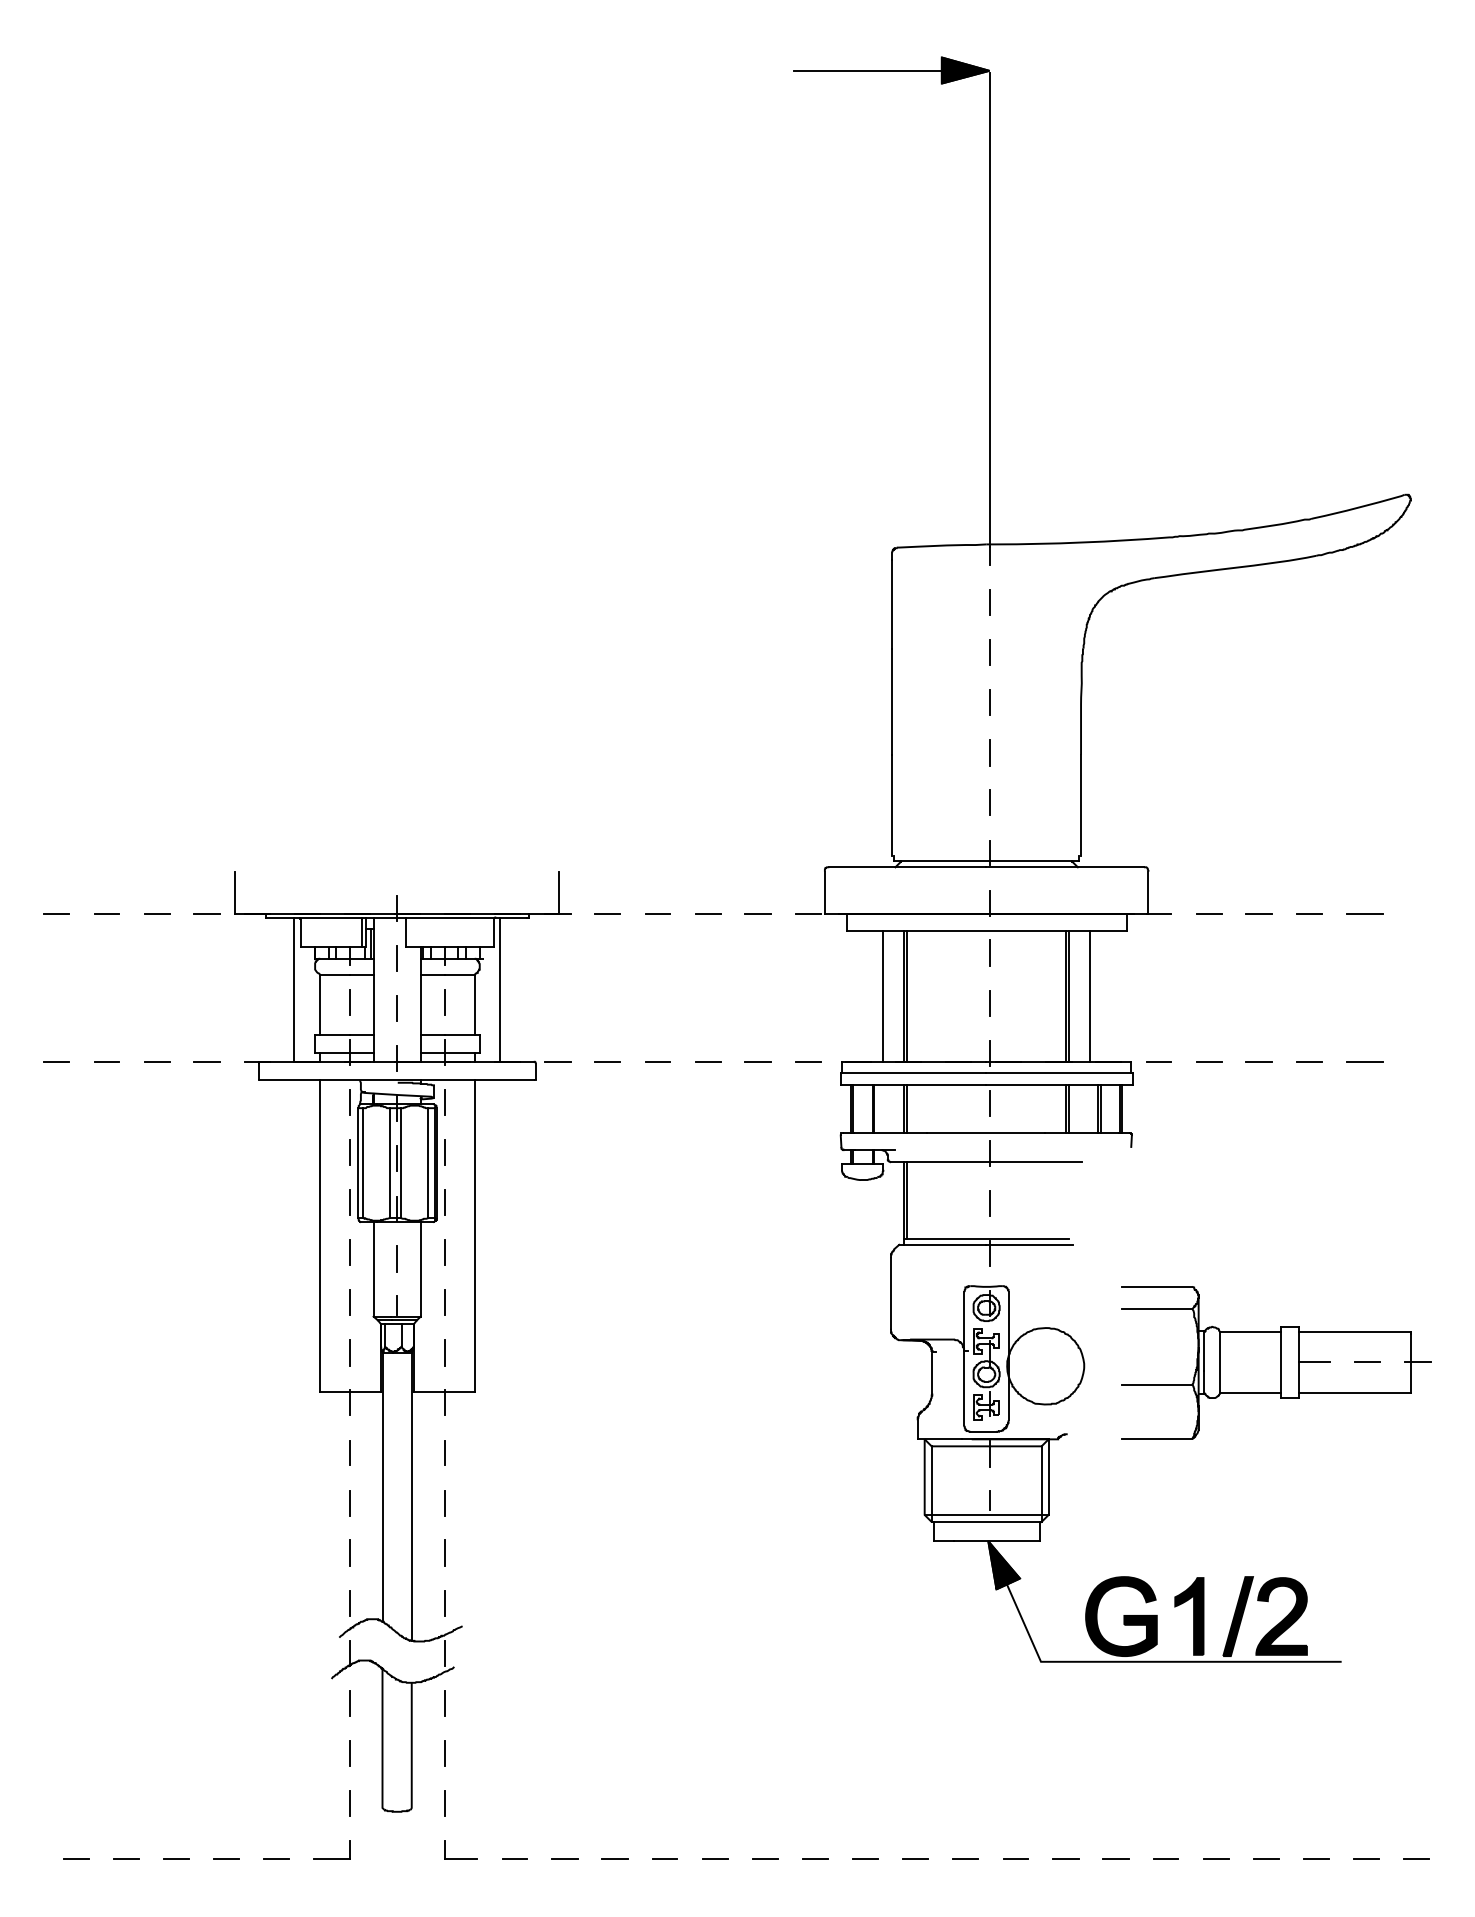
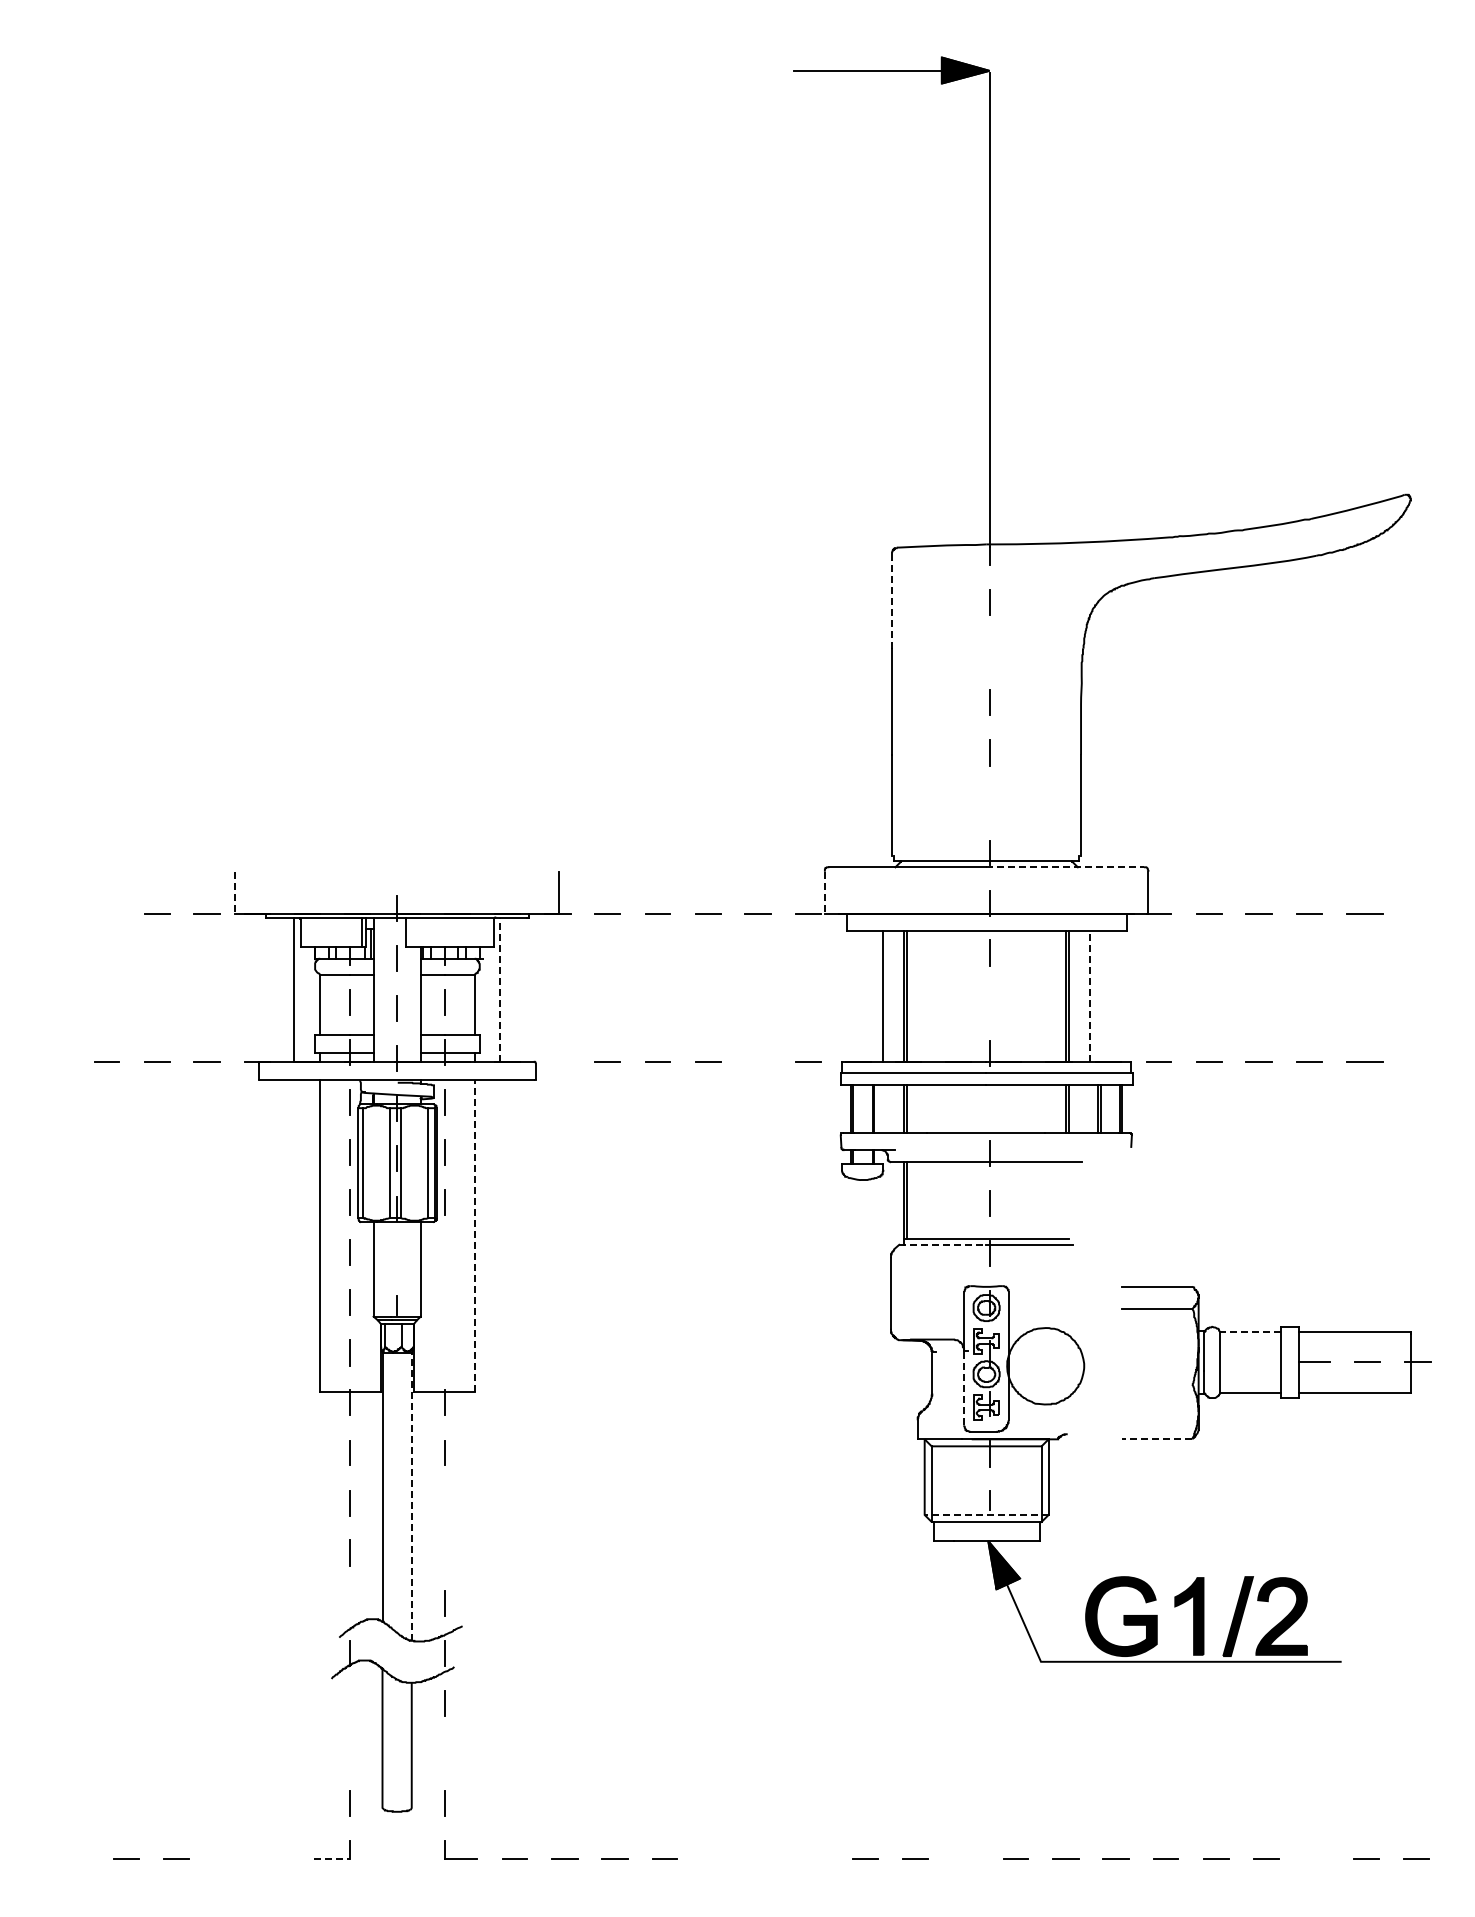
line: solid -> dashed (892, 603)
line: present -> none (989, 652)
line: present -> none (989, 802)
line: solid -> dashed (1065, 867)
line: solid -> dashed (235, 893)
line: solid -> dashed (824, 893)
line: present -> none (56, 914)
line: present -> none (106, 914)
line: solid -> dashed (500, 989)
line: solid -> dashed (1089, 996)
line: present -> none (989, 1003)
line: present -> none (56, 1061)
line: present -> none (557, 1061)
line: present -> none (757, 1061)
line: present -> none (989, 1103)
line: solid -> dashed (474, 1235)
line: solid -> dashed (942, 1244)
line: present -> none (444, 1252)
line: present -> none (397, 1258)
line: present -> none (444, 1302)
line: solid -> dashed (1250, 1331)
line: present -> none (444, 1352)
line: present -> none (1157, 1384)
line: solid -> dashed (964, 1387)
line: solid -> dashed (1157, 1438)
line: solid -> dashed (411, 1496)
line: present -> none (444, 1502)
line: solid -> dashed (986, 1514)
line: present -> none (444, 1552)
line: present -> none (350, 1603)
line: present -> none (350, 1703)
line: present -> none (350, 1753)
line: present -> none (444, 1753)
line: present -> none (76, 1858)
line: present -> none (815, 1858)
line: present -> none (226, 1859)
line: present -> none (276, 1859)
line: solid -> dashed (332, 1859)
line: present -> none (714, 1859)
line: present -> none (765, 1859)
line: present -> none (965, 1859)
line: present -> none (1315, 1859)
